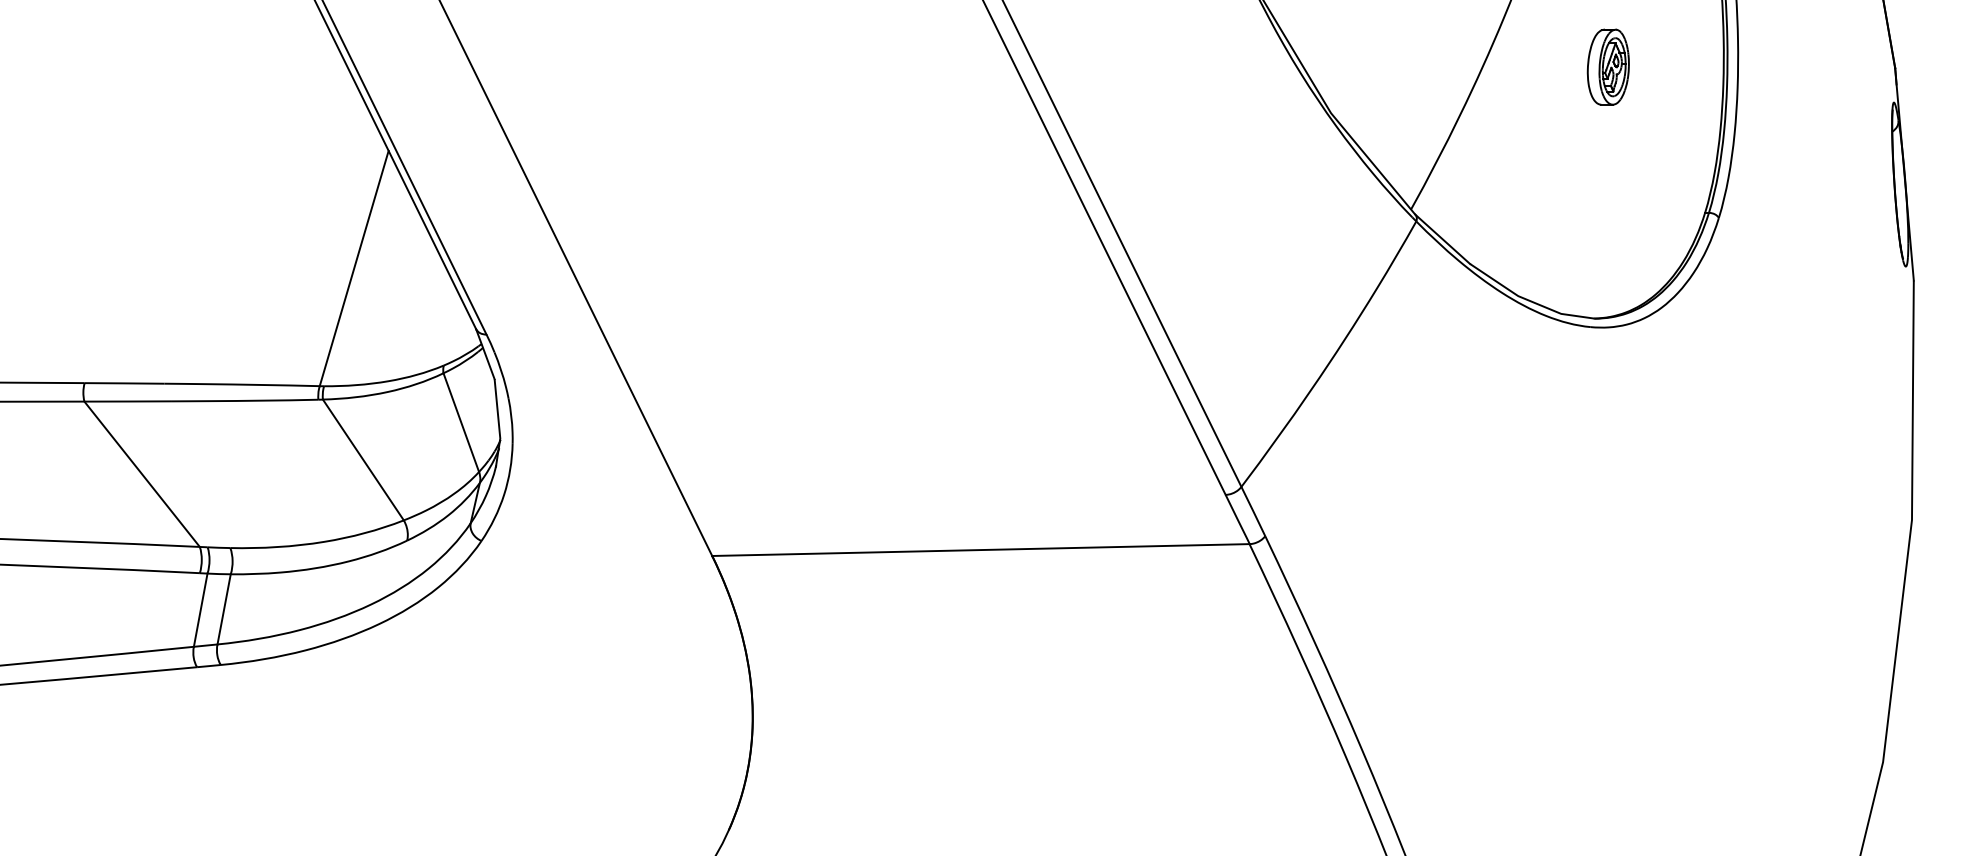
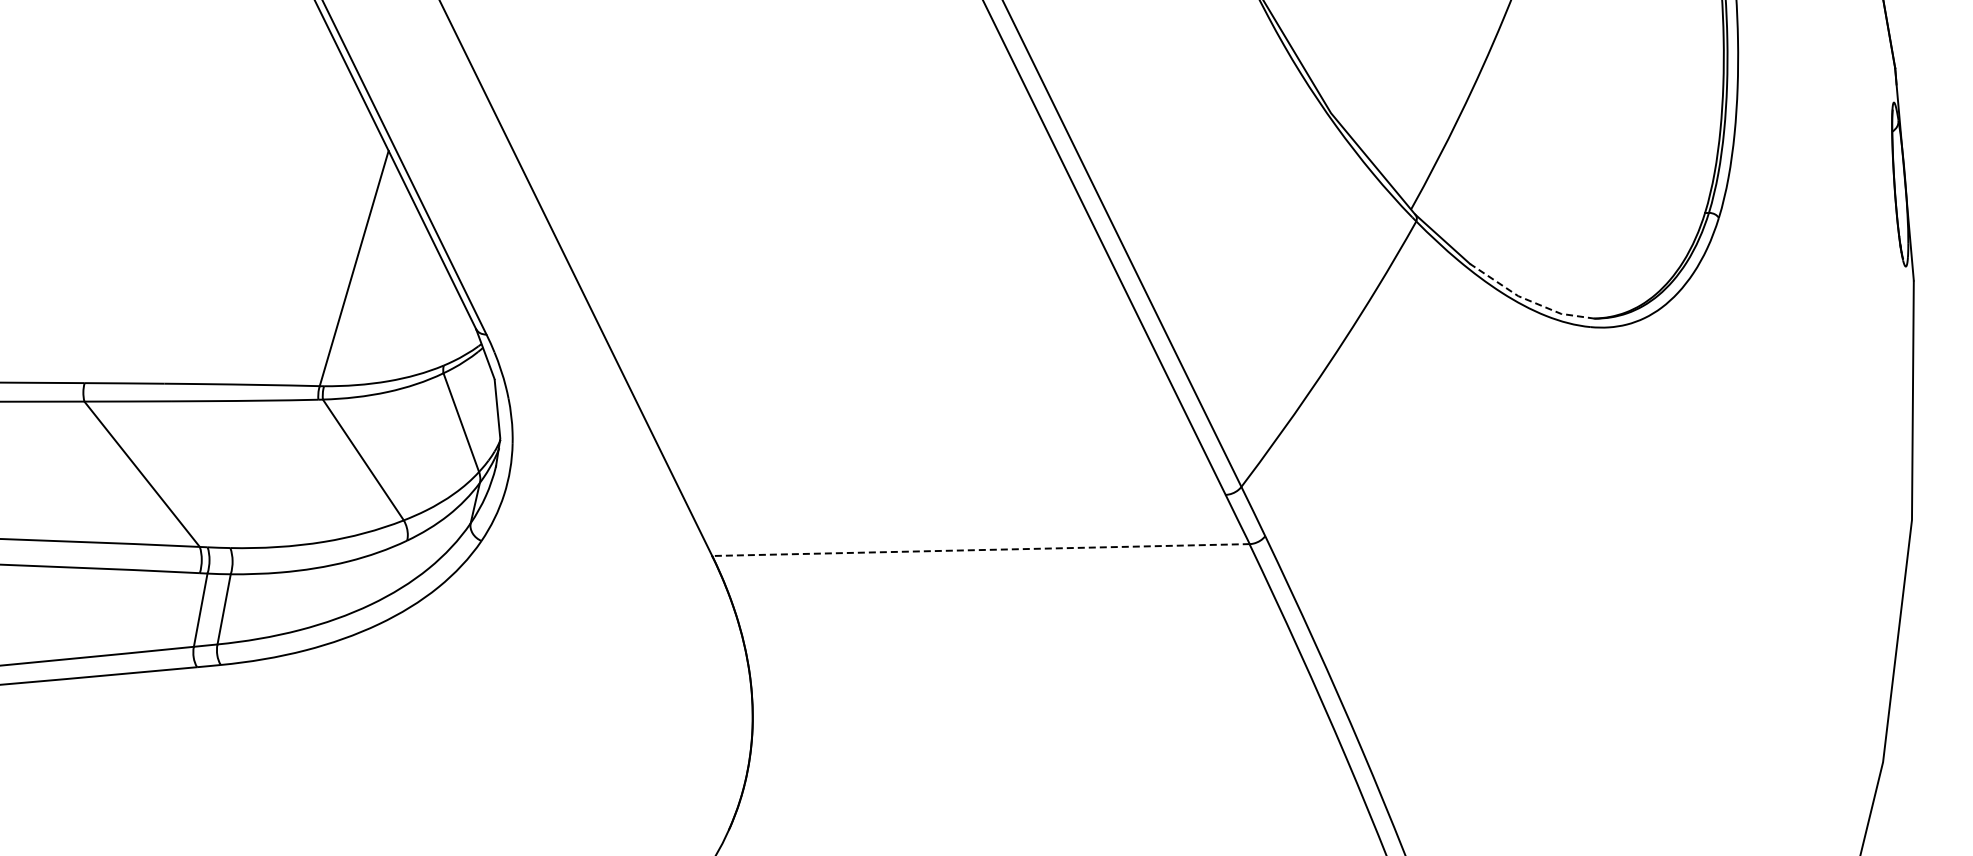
part: present -> none (1607, 66)
line: solid -> dashed (1528, 300)
line: solid -> dashed (980, 550)
